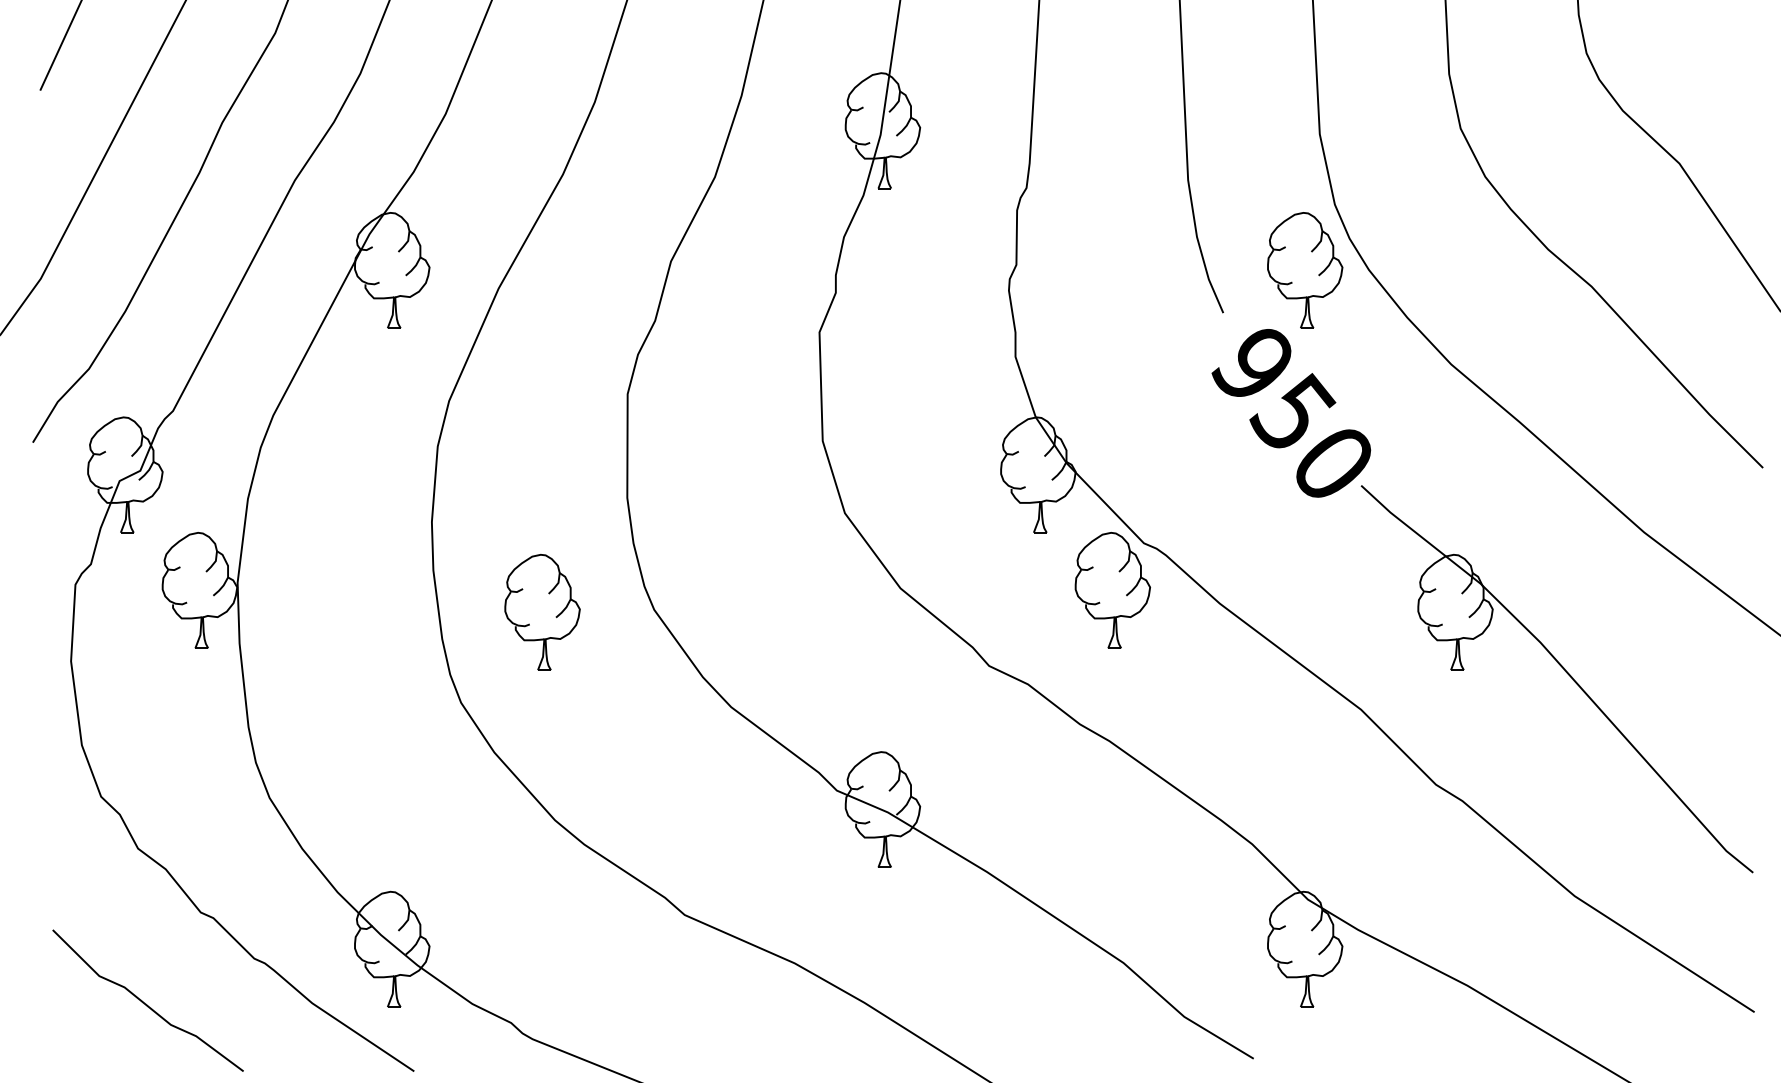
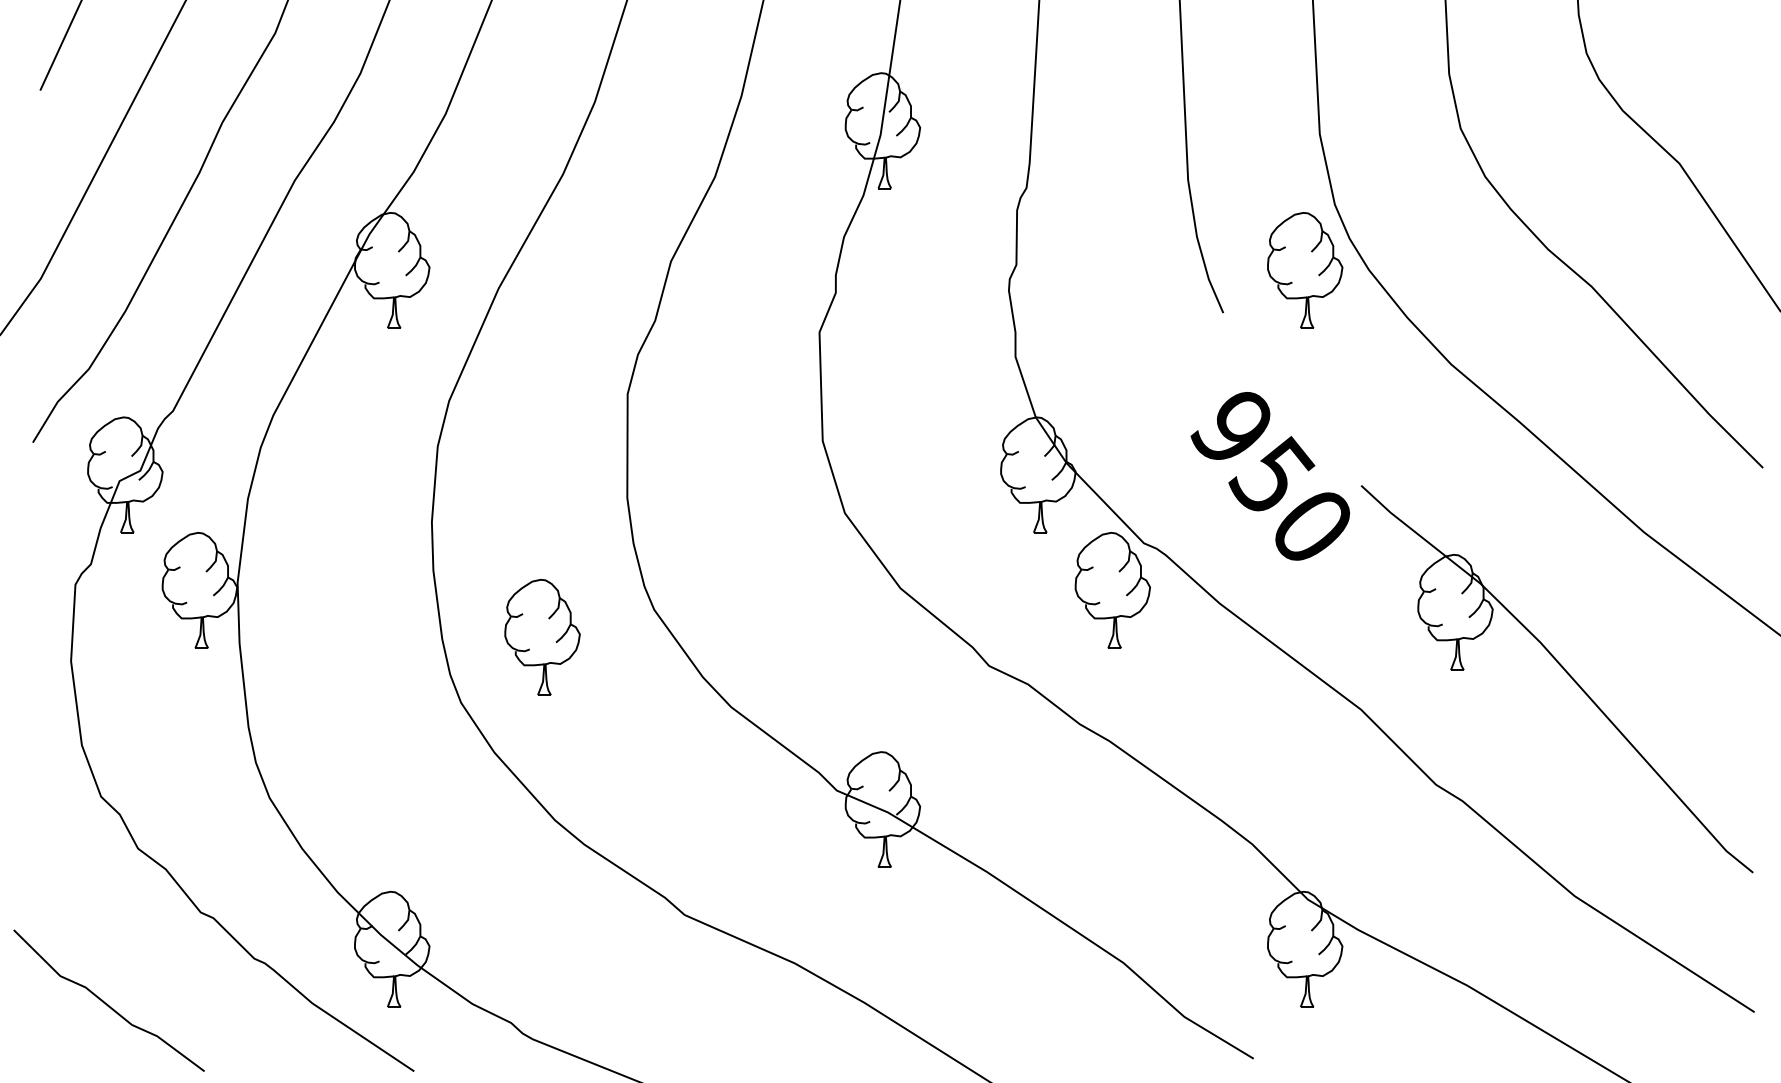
text position: (1291, 413) -> (1270, 476) (1270, 476)
part position: (542, 612) -> (542, 637) (542, 637)
curve position: (146, 1003) -> (107, 1003) (107, 1003)
